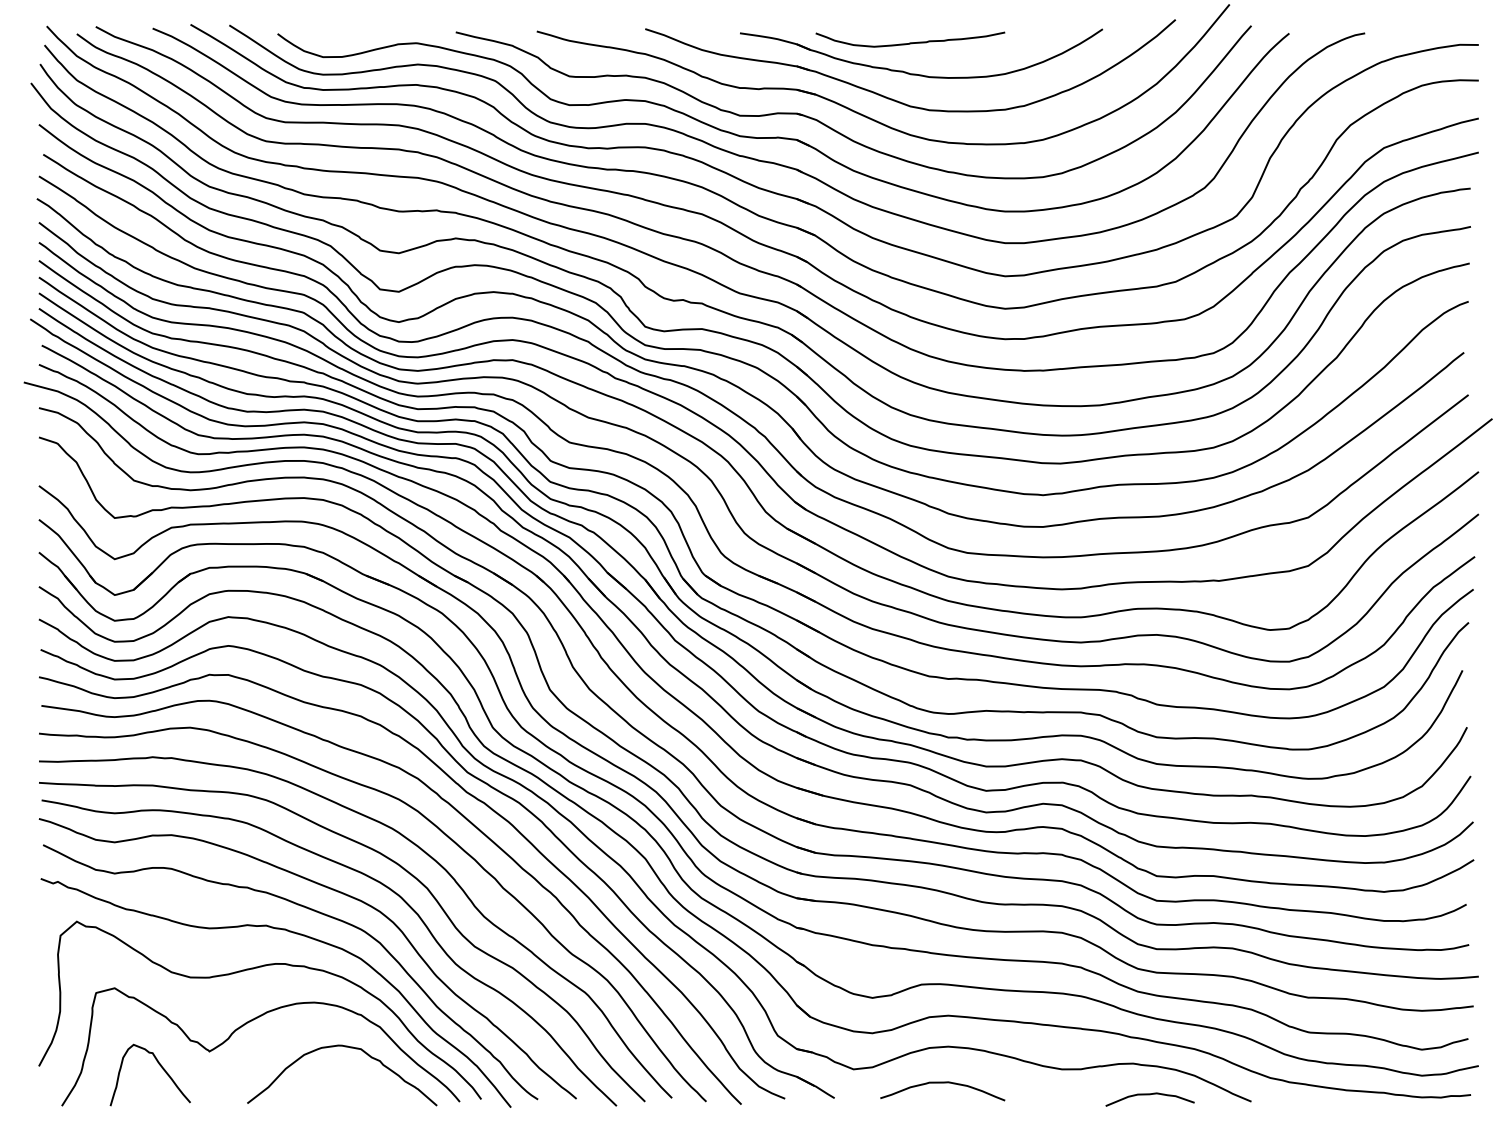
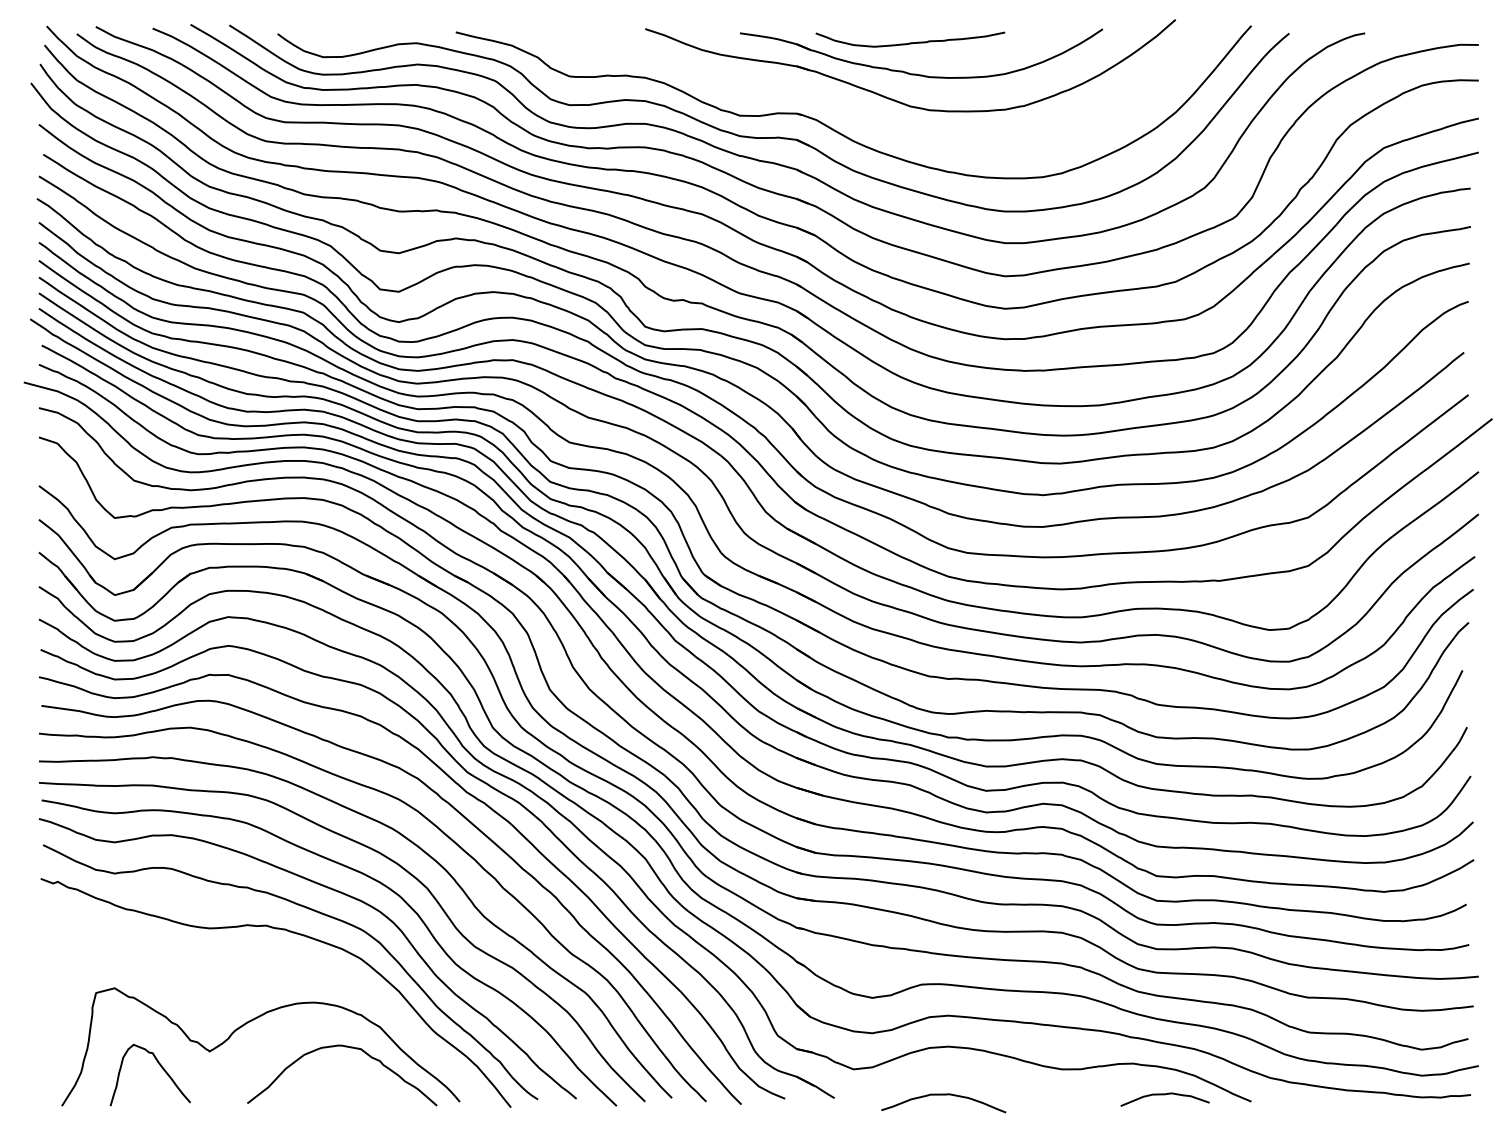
part: present -> none (868, 116)
curve: present -> none (253, 969)
curve position: (942, 1083) -> (943, 1095) (943, 1095)
curve position: (1149, 1095) -> (1164, 1095) (1164, 1095)
